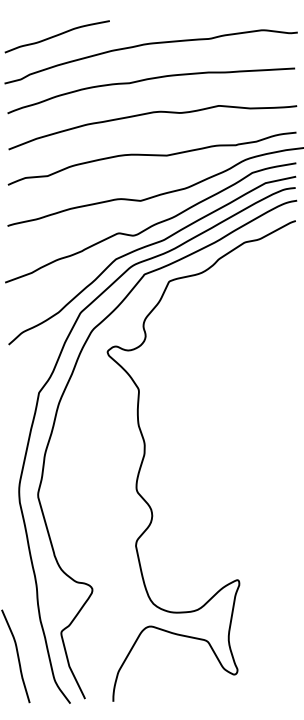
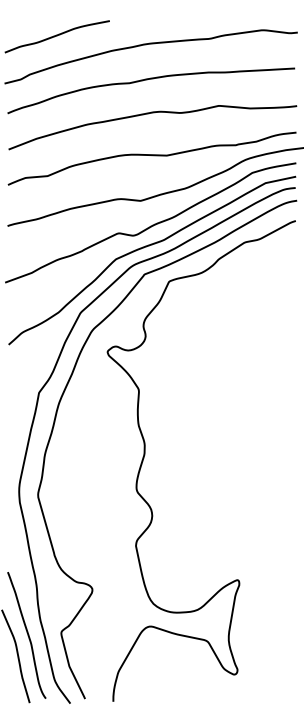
curve: none -> present (27, 635)
